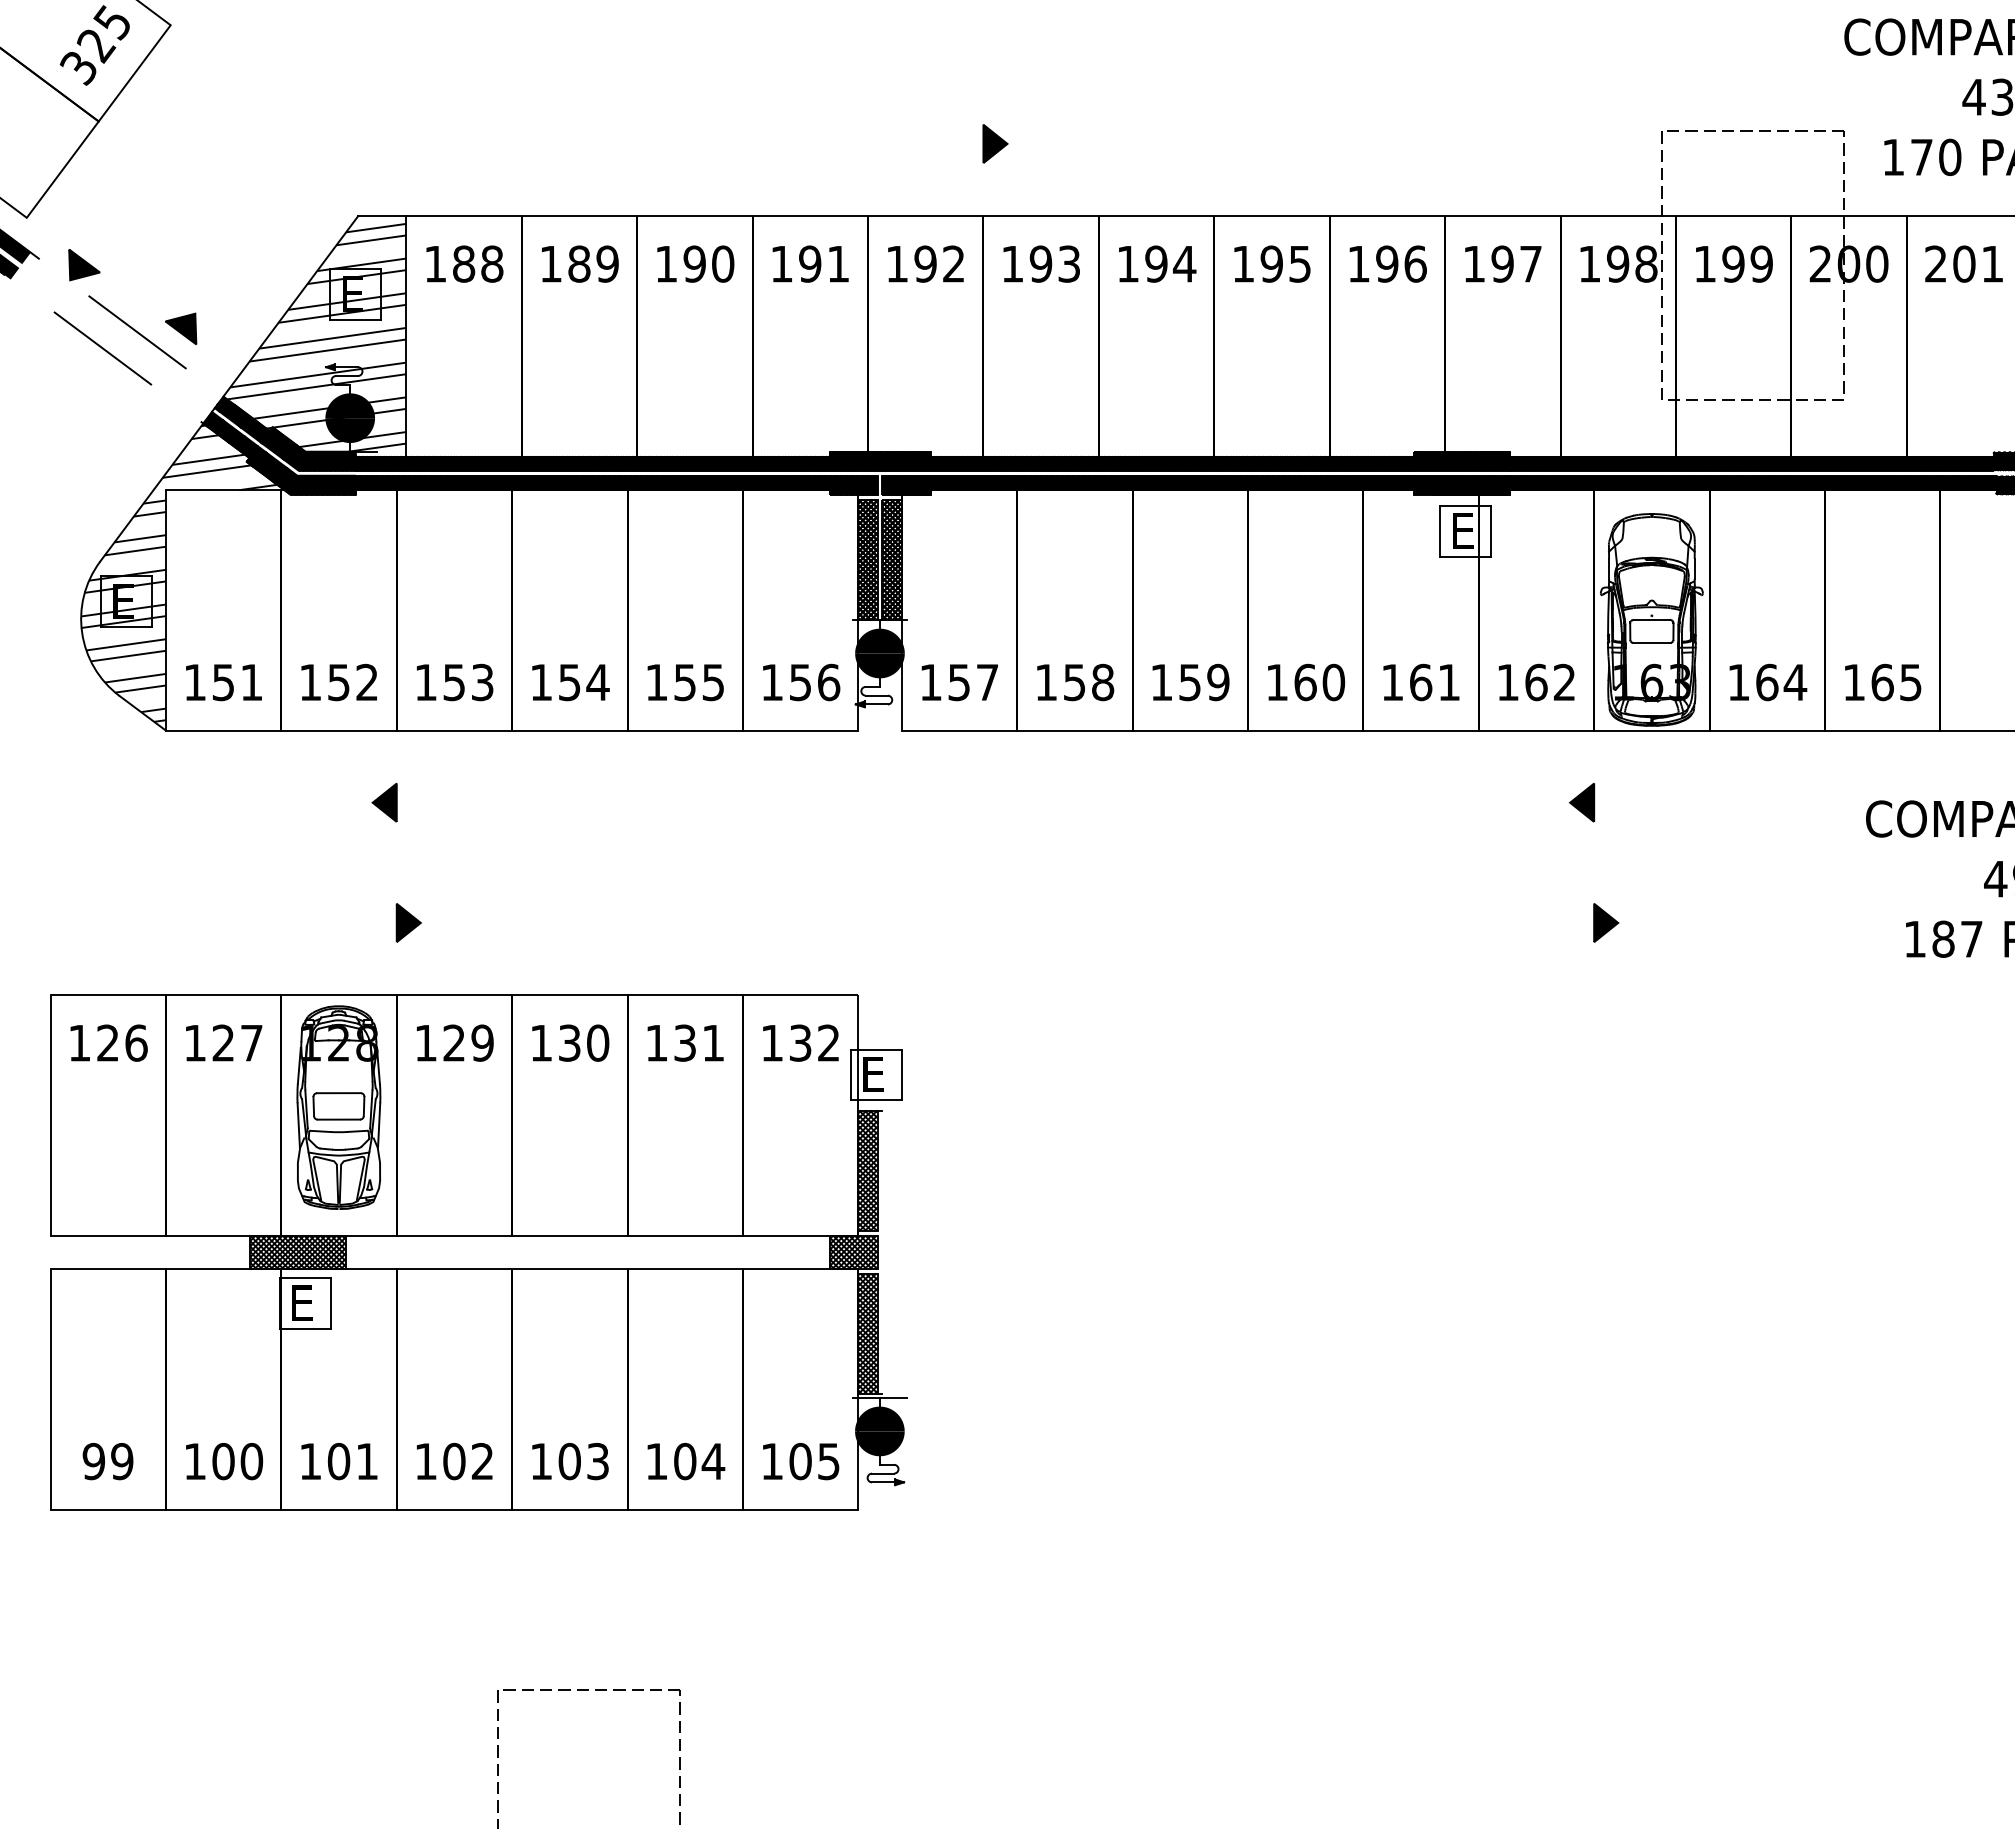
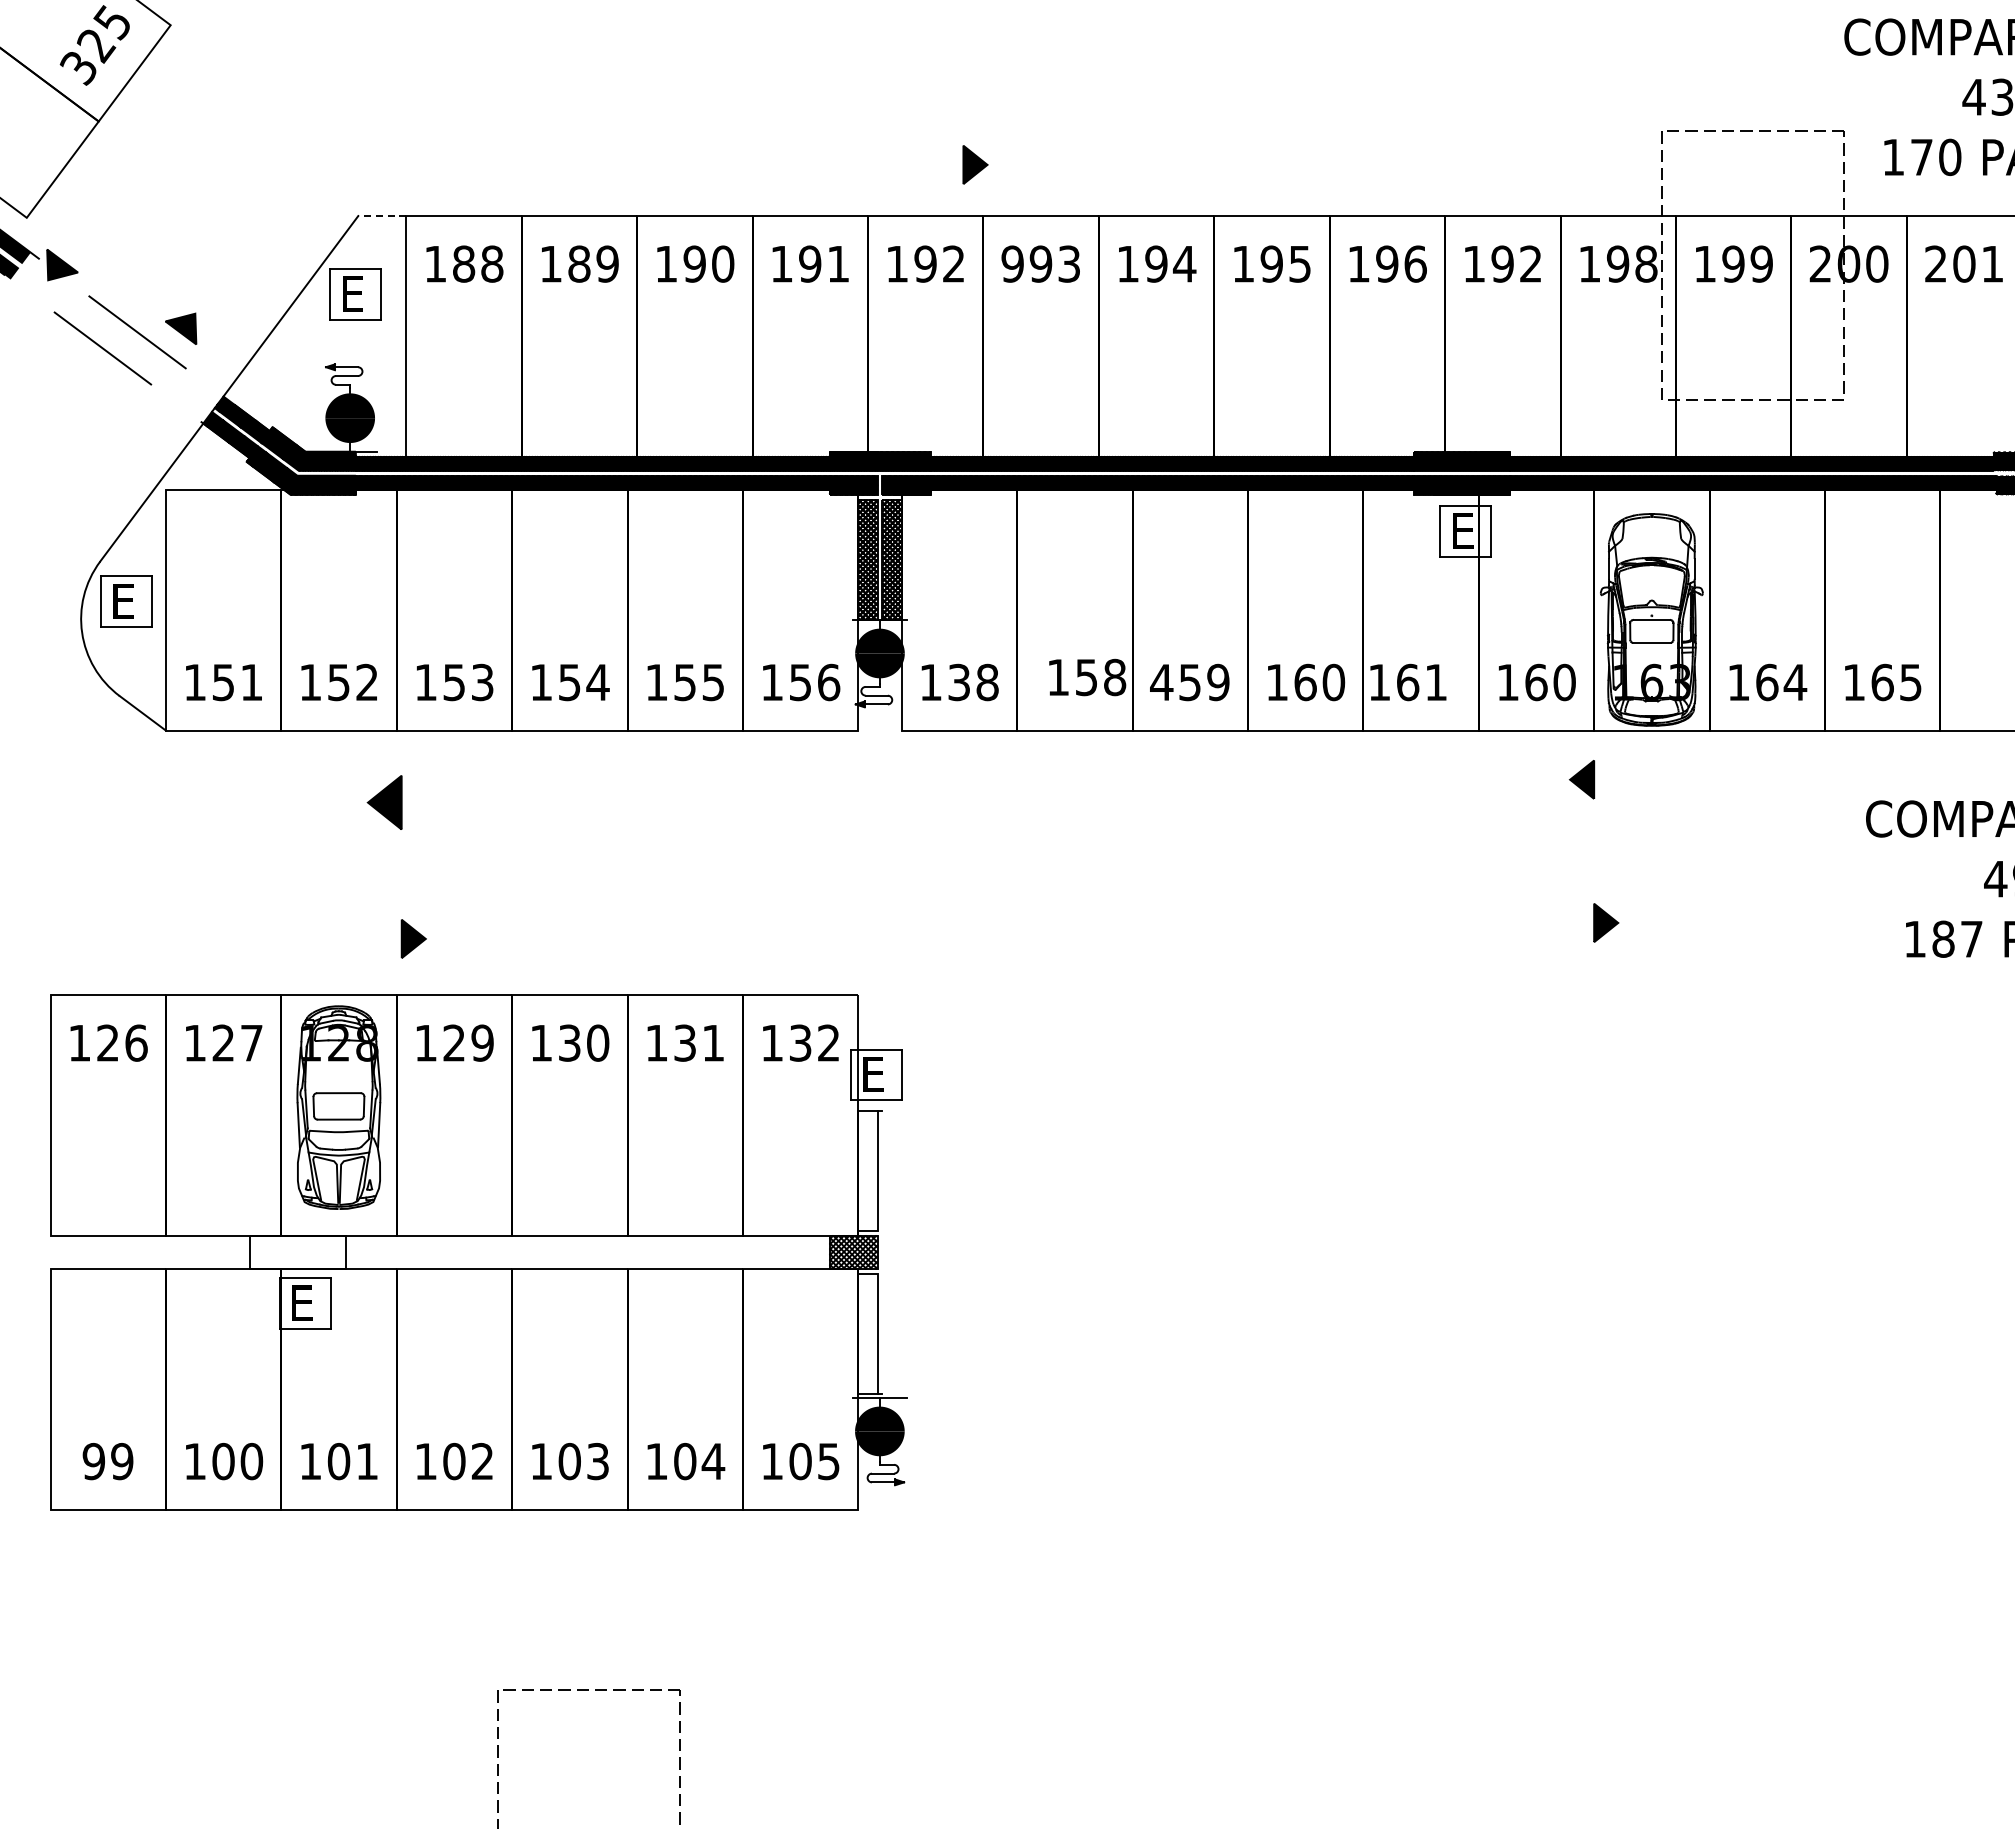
part position: (995, 143) -> (975, 164) (975, 164)
line: solid -> dashed (381, 216)
text: 193 -> 993 (1012, 263)
text: 197 -> 192 (1530, 263)
part position: (84, 265) -> (62, 265) (62, 265)
hatch: present -> none (316, 337)
hatch: present -> none (179, 573)
text: 157 -> 138 (973, 682)
text position: (1075, 682) -> (1087, 677) (1087, 677)
text: 159 -> 459 (1161, 682)
text position: (1421, 682) -> (1408, 682) (1408, 682)
text: 162 -> 160 (1564, 682)
part size: 27x40 px -> 37x55 px (384, 802)
part position: (1581, 802) -> (1581, 779) (1581, 779)
part position: (408, 922) -> (413, 938) (413, 938)
hatch: present -> none (867, 1170)
hatch: present -> none (298, 1252)
hatch: present -> none (867, 1334)
